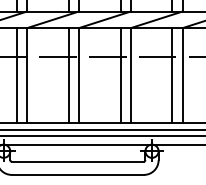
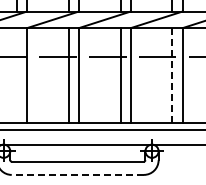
line: present -> none (16, 75)
line: solid -> dashed (172, 75)
line: present -> none (102, 135)
line: solid -> dashed (77, 174)
